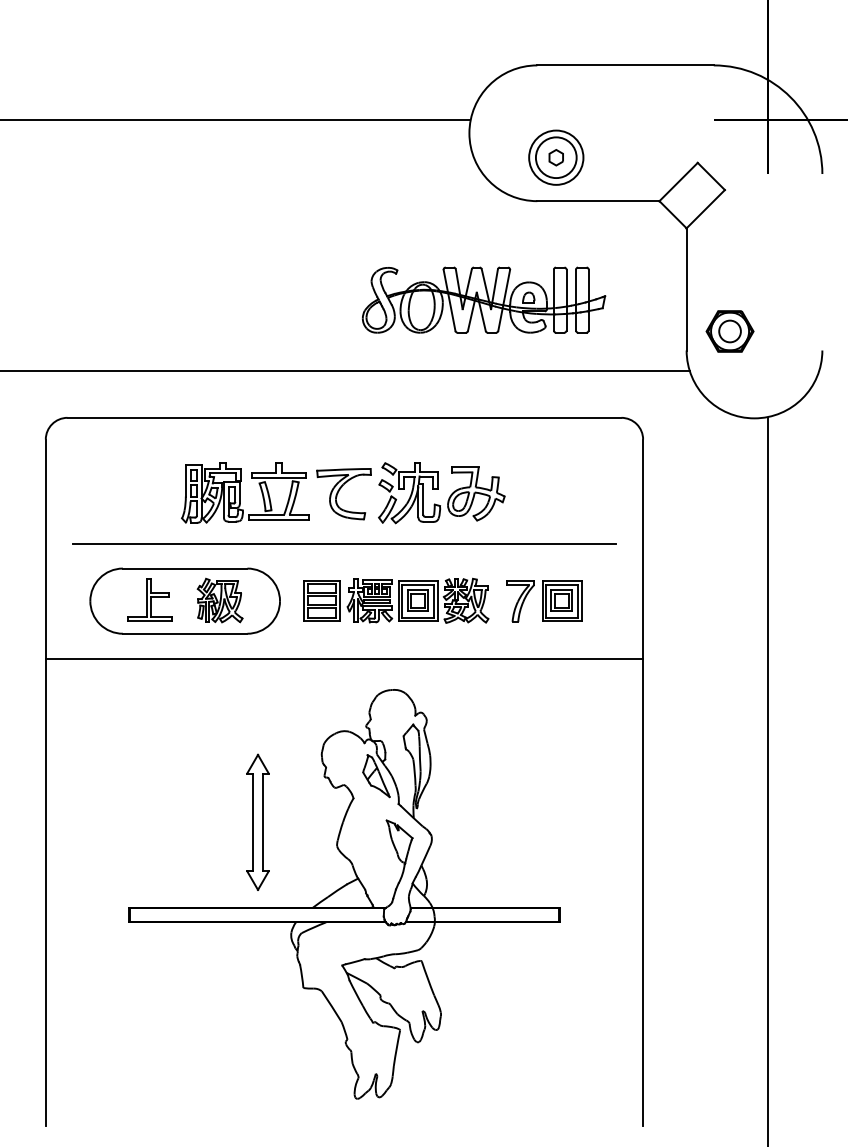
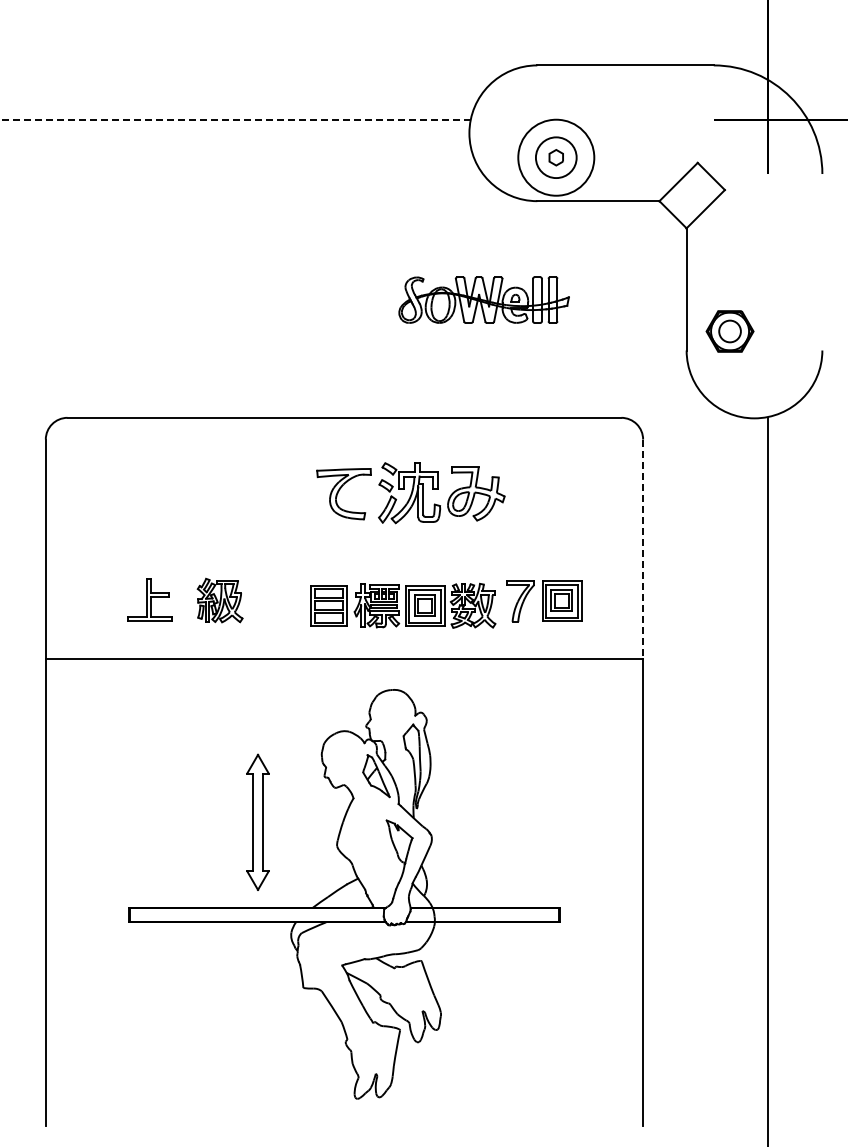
line: solid -> dashed (235, 119)
circle diameter: 54 px -> 76 px (556, 157)
part size: 245x68 px -> 172x48 px (483, 299)
line: present -> none (345, 370)
part: present -> none (245, 492)
line: present -> none (343, 544)
line: solid -> dashed (643, 549)
part: present -> none (184, 600)
part position: (396, 600) -> (403, 605) (403, 605)
